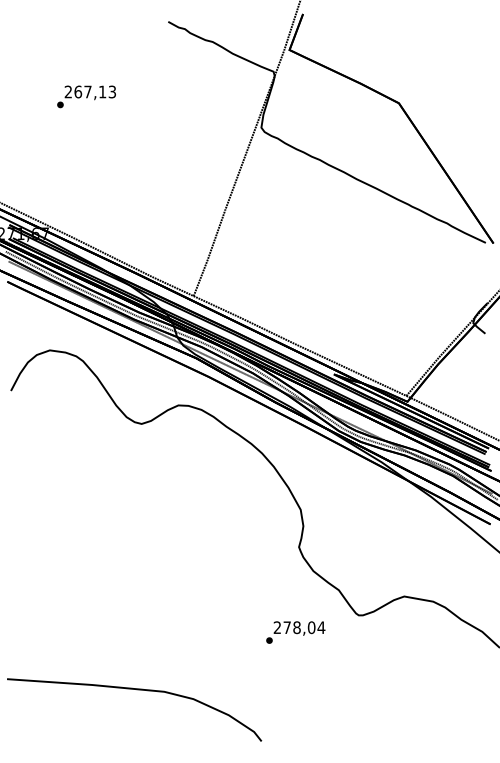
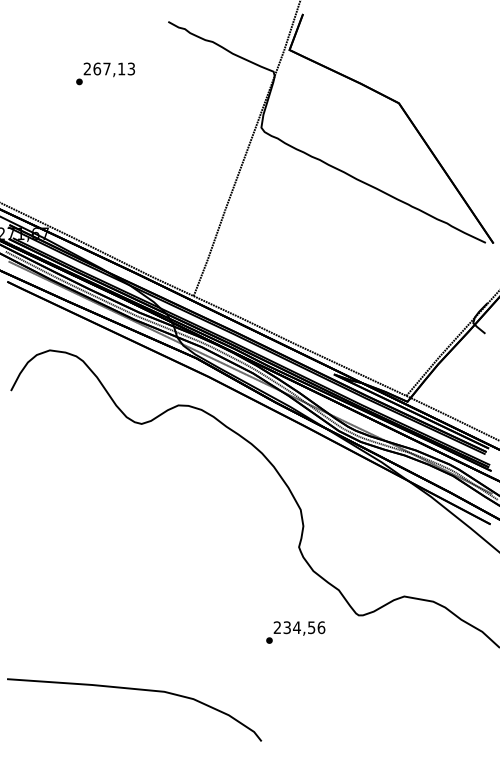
text position: (86, 96) -> (105, 73) (105, 73)
text: 278,04 -> 234,56 (304, 627)
